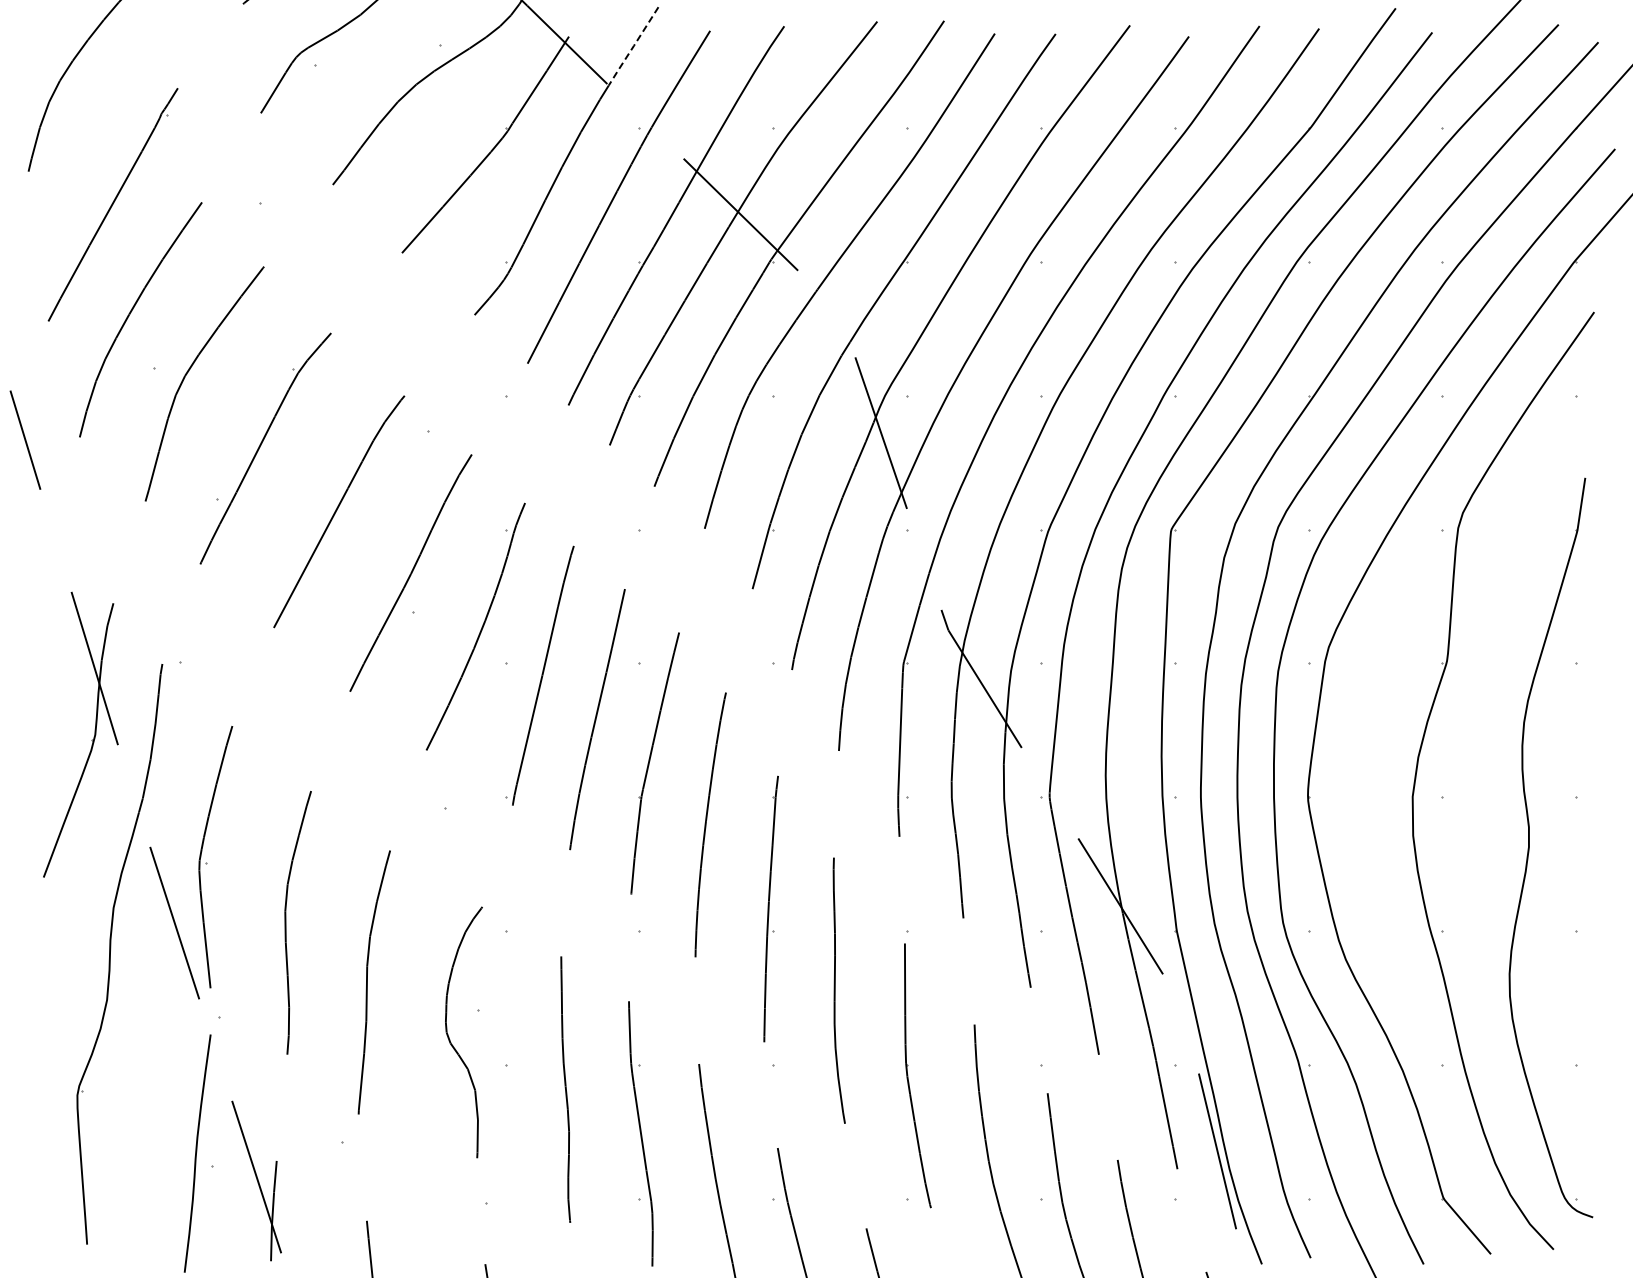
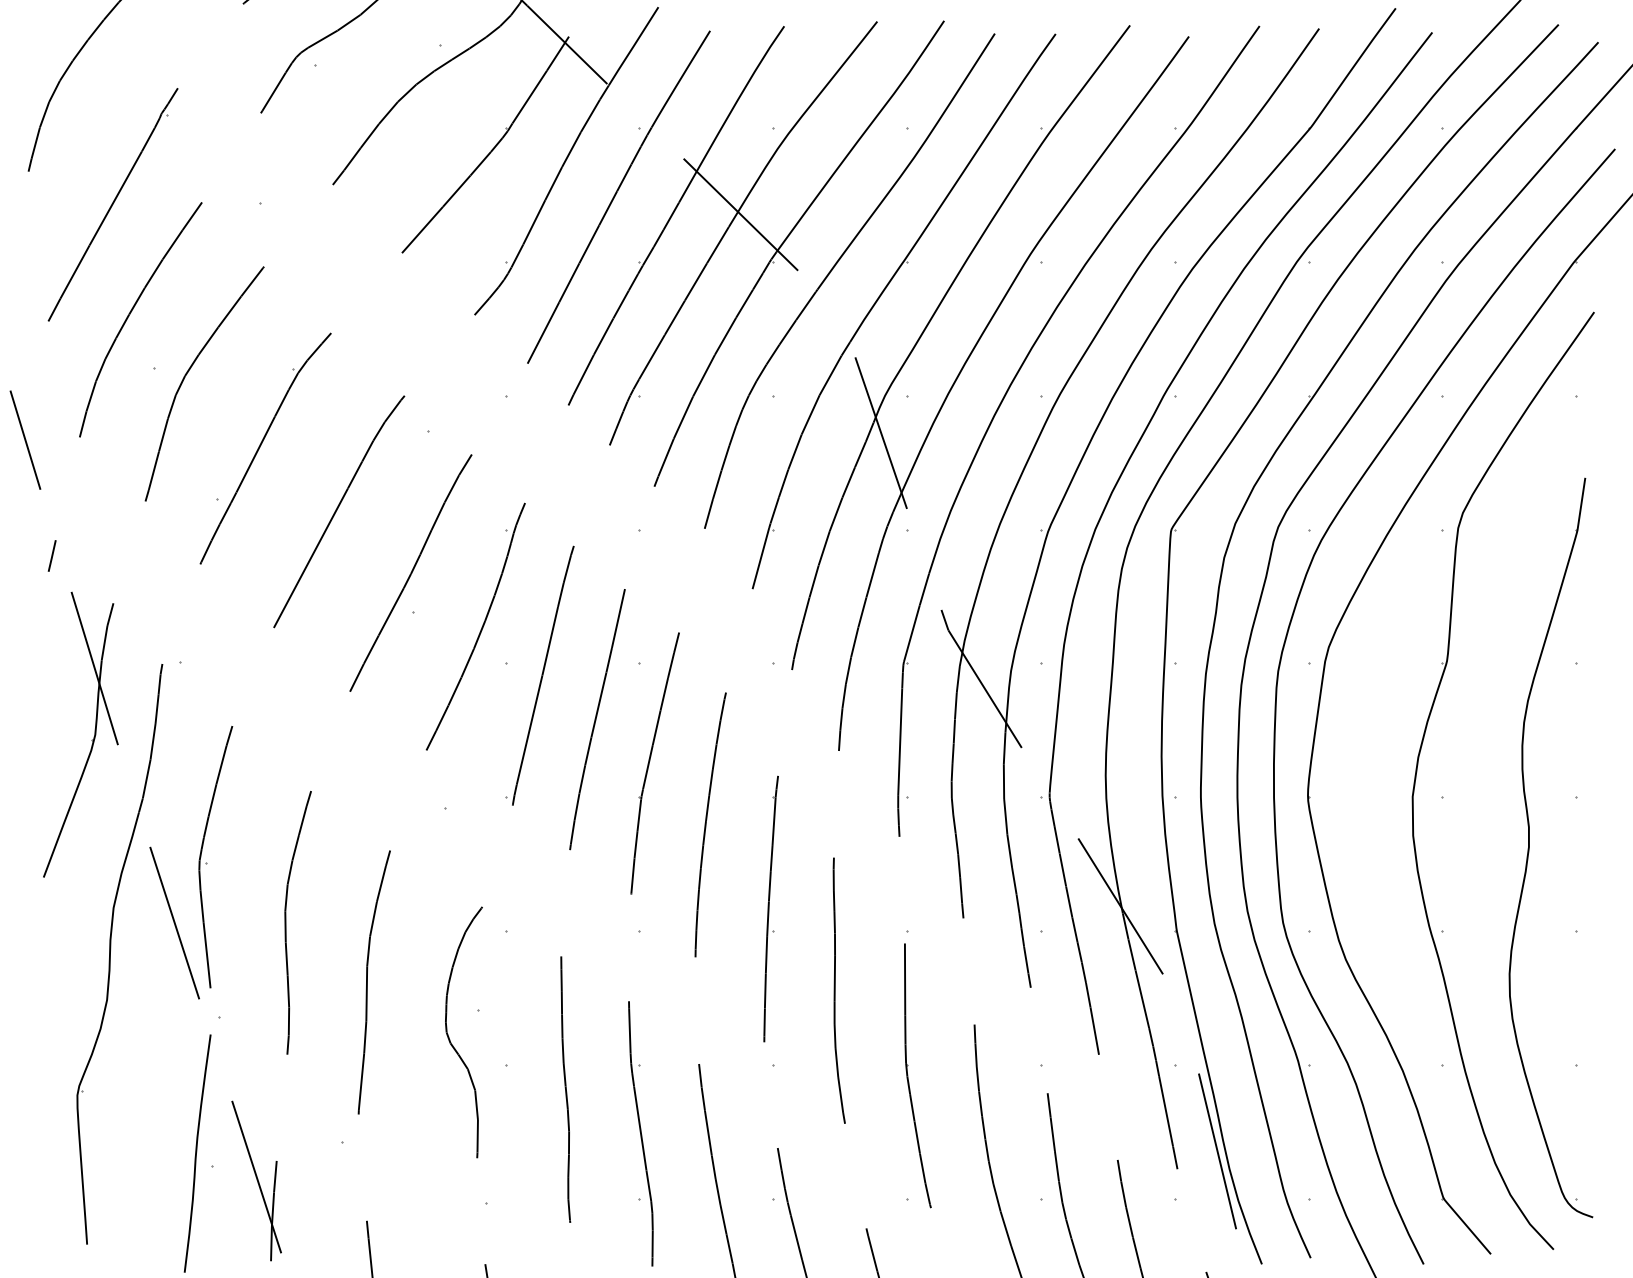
line: dashed -> solid (633, 46)
line: none -> present (51, 555)
